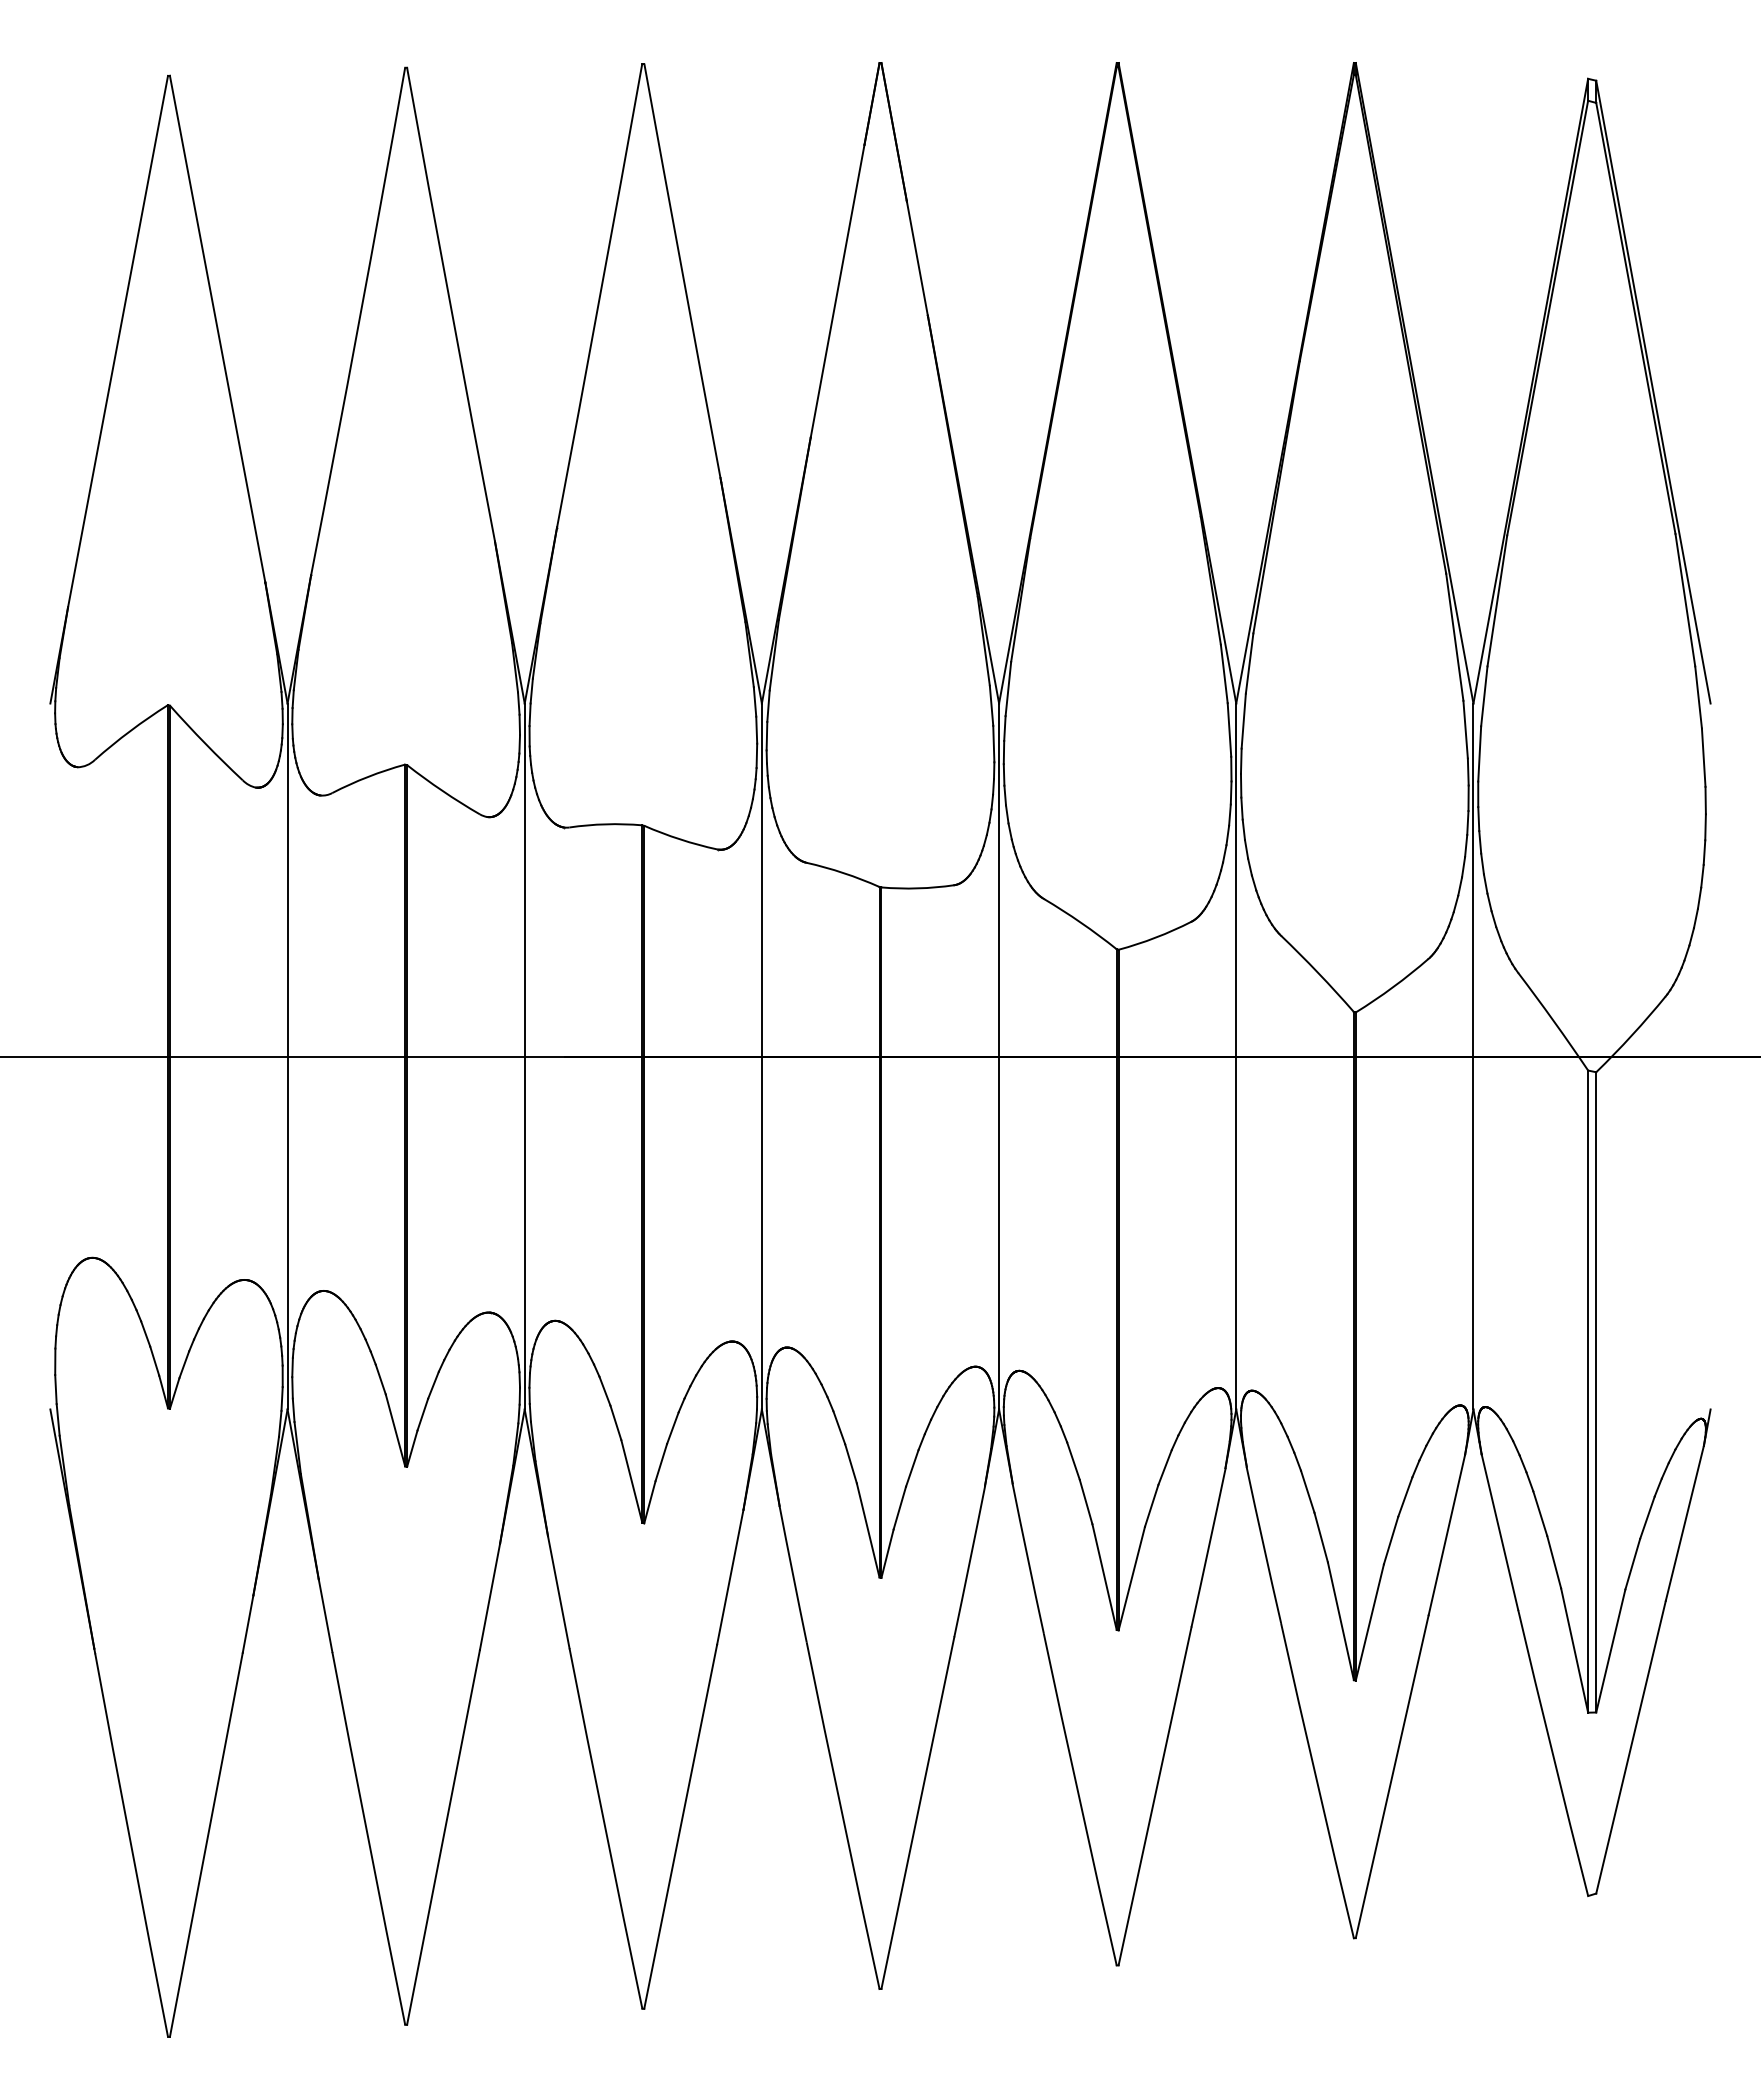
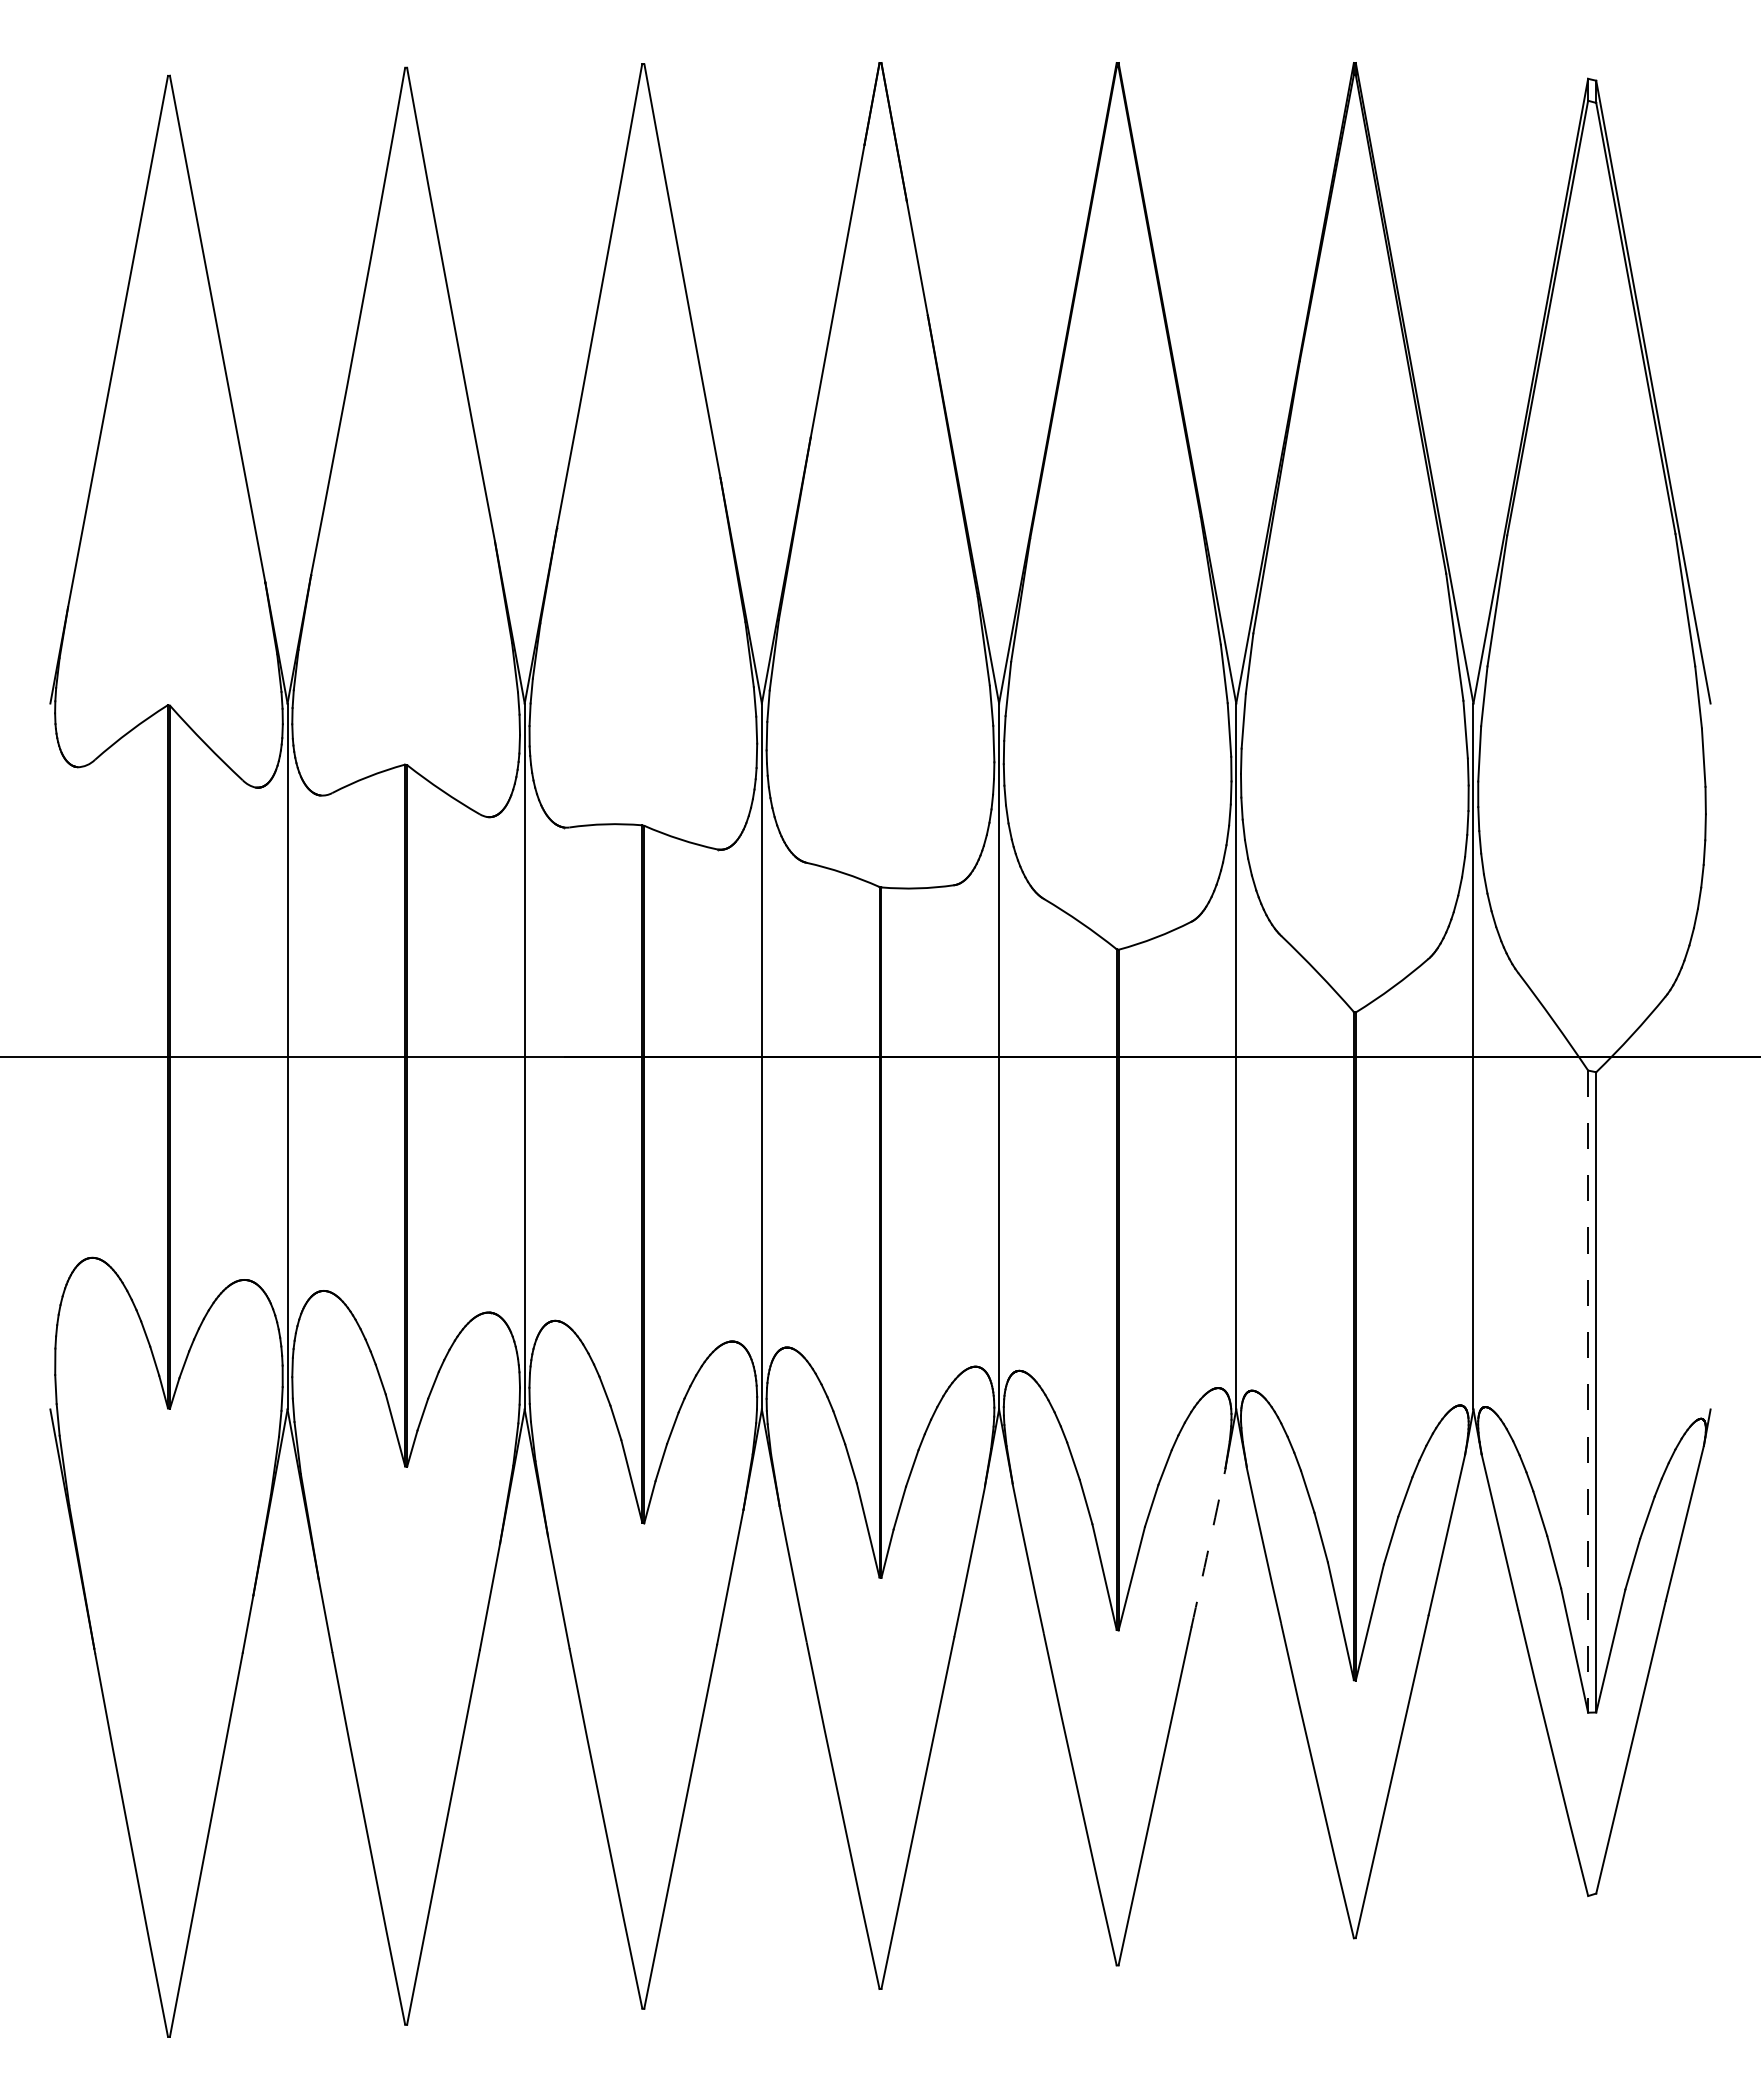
line: solid -> dashed (1588, 1392)
arc: solid -> dashed (1208, 1547)
